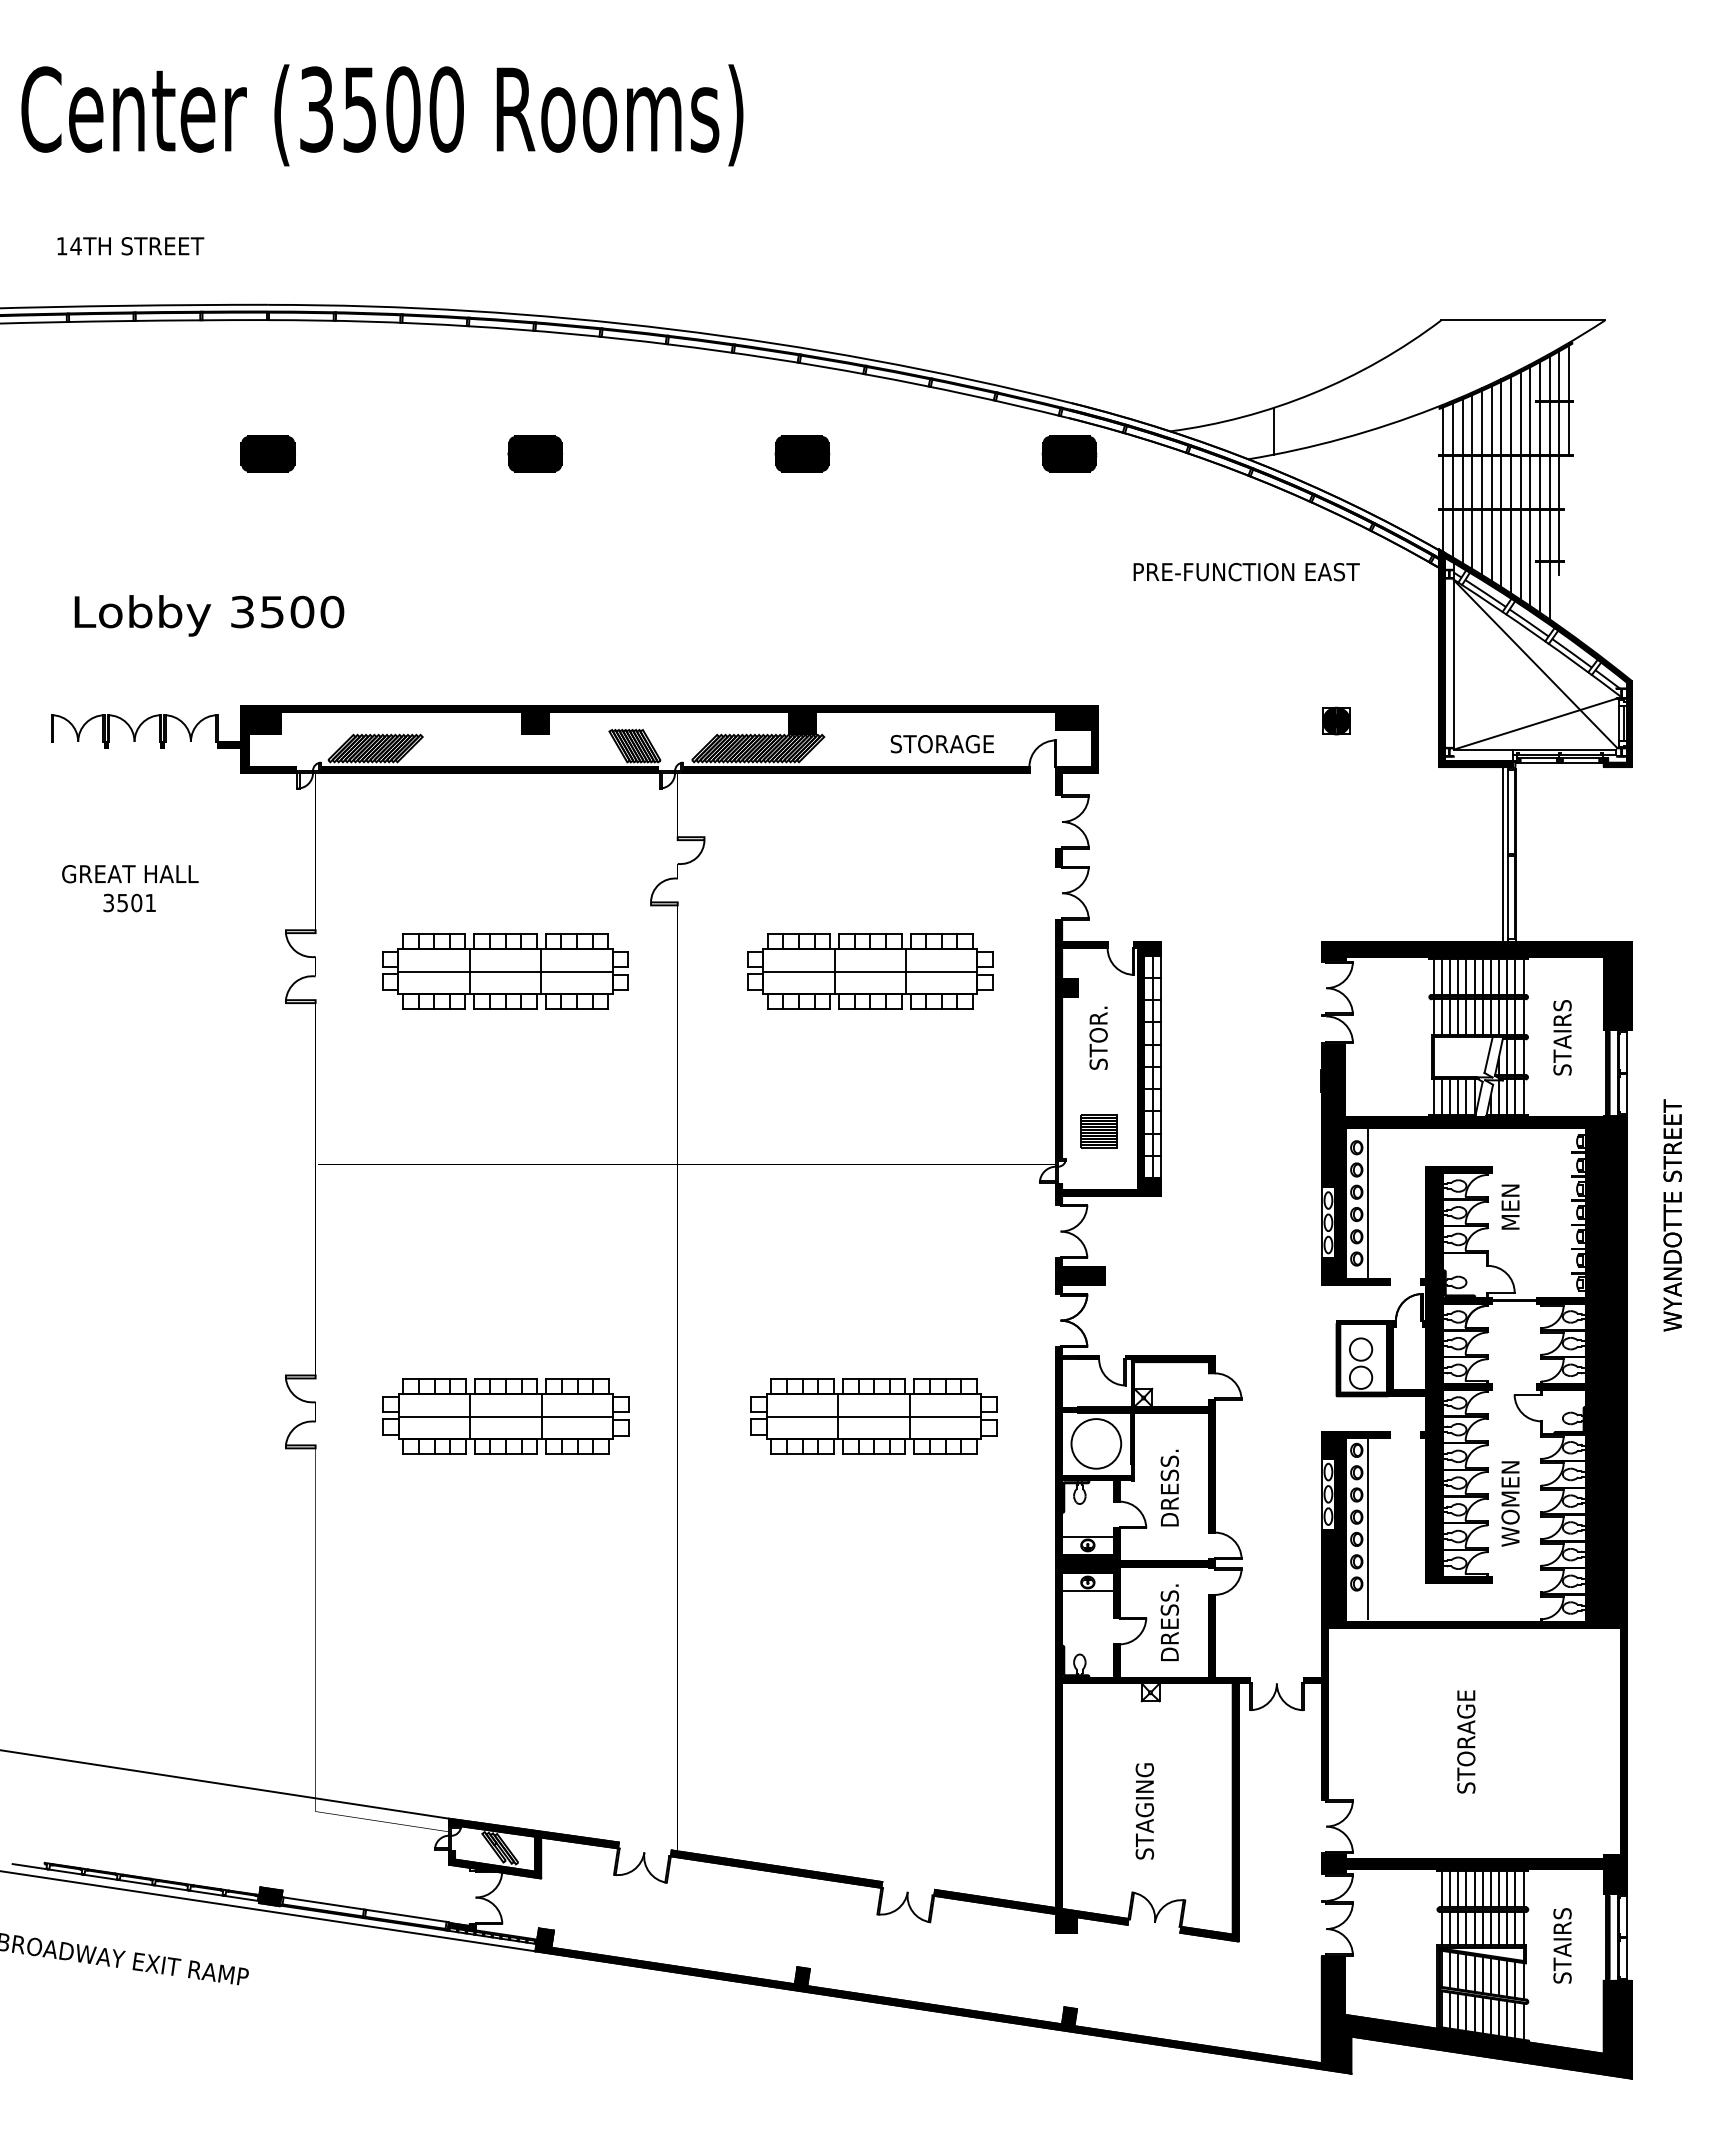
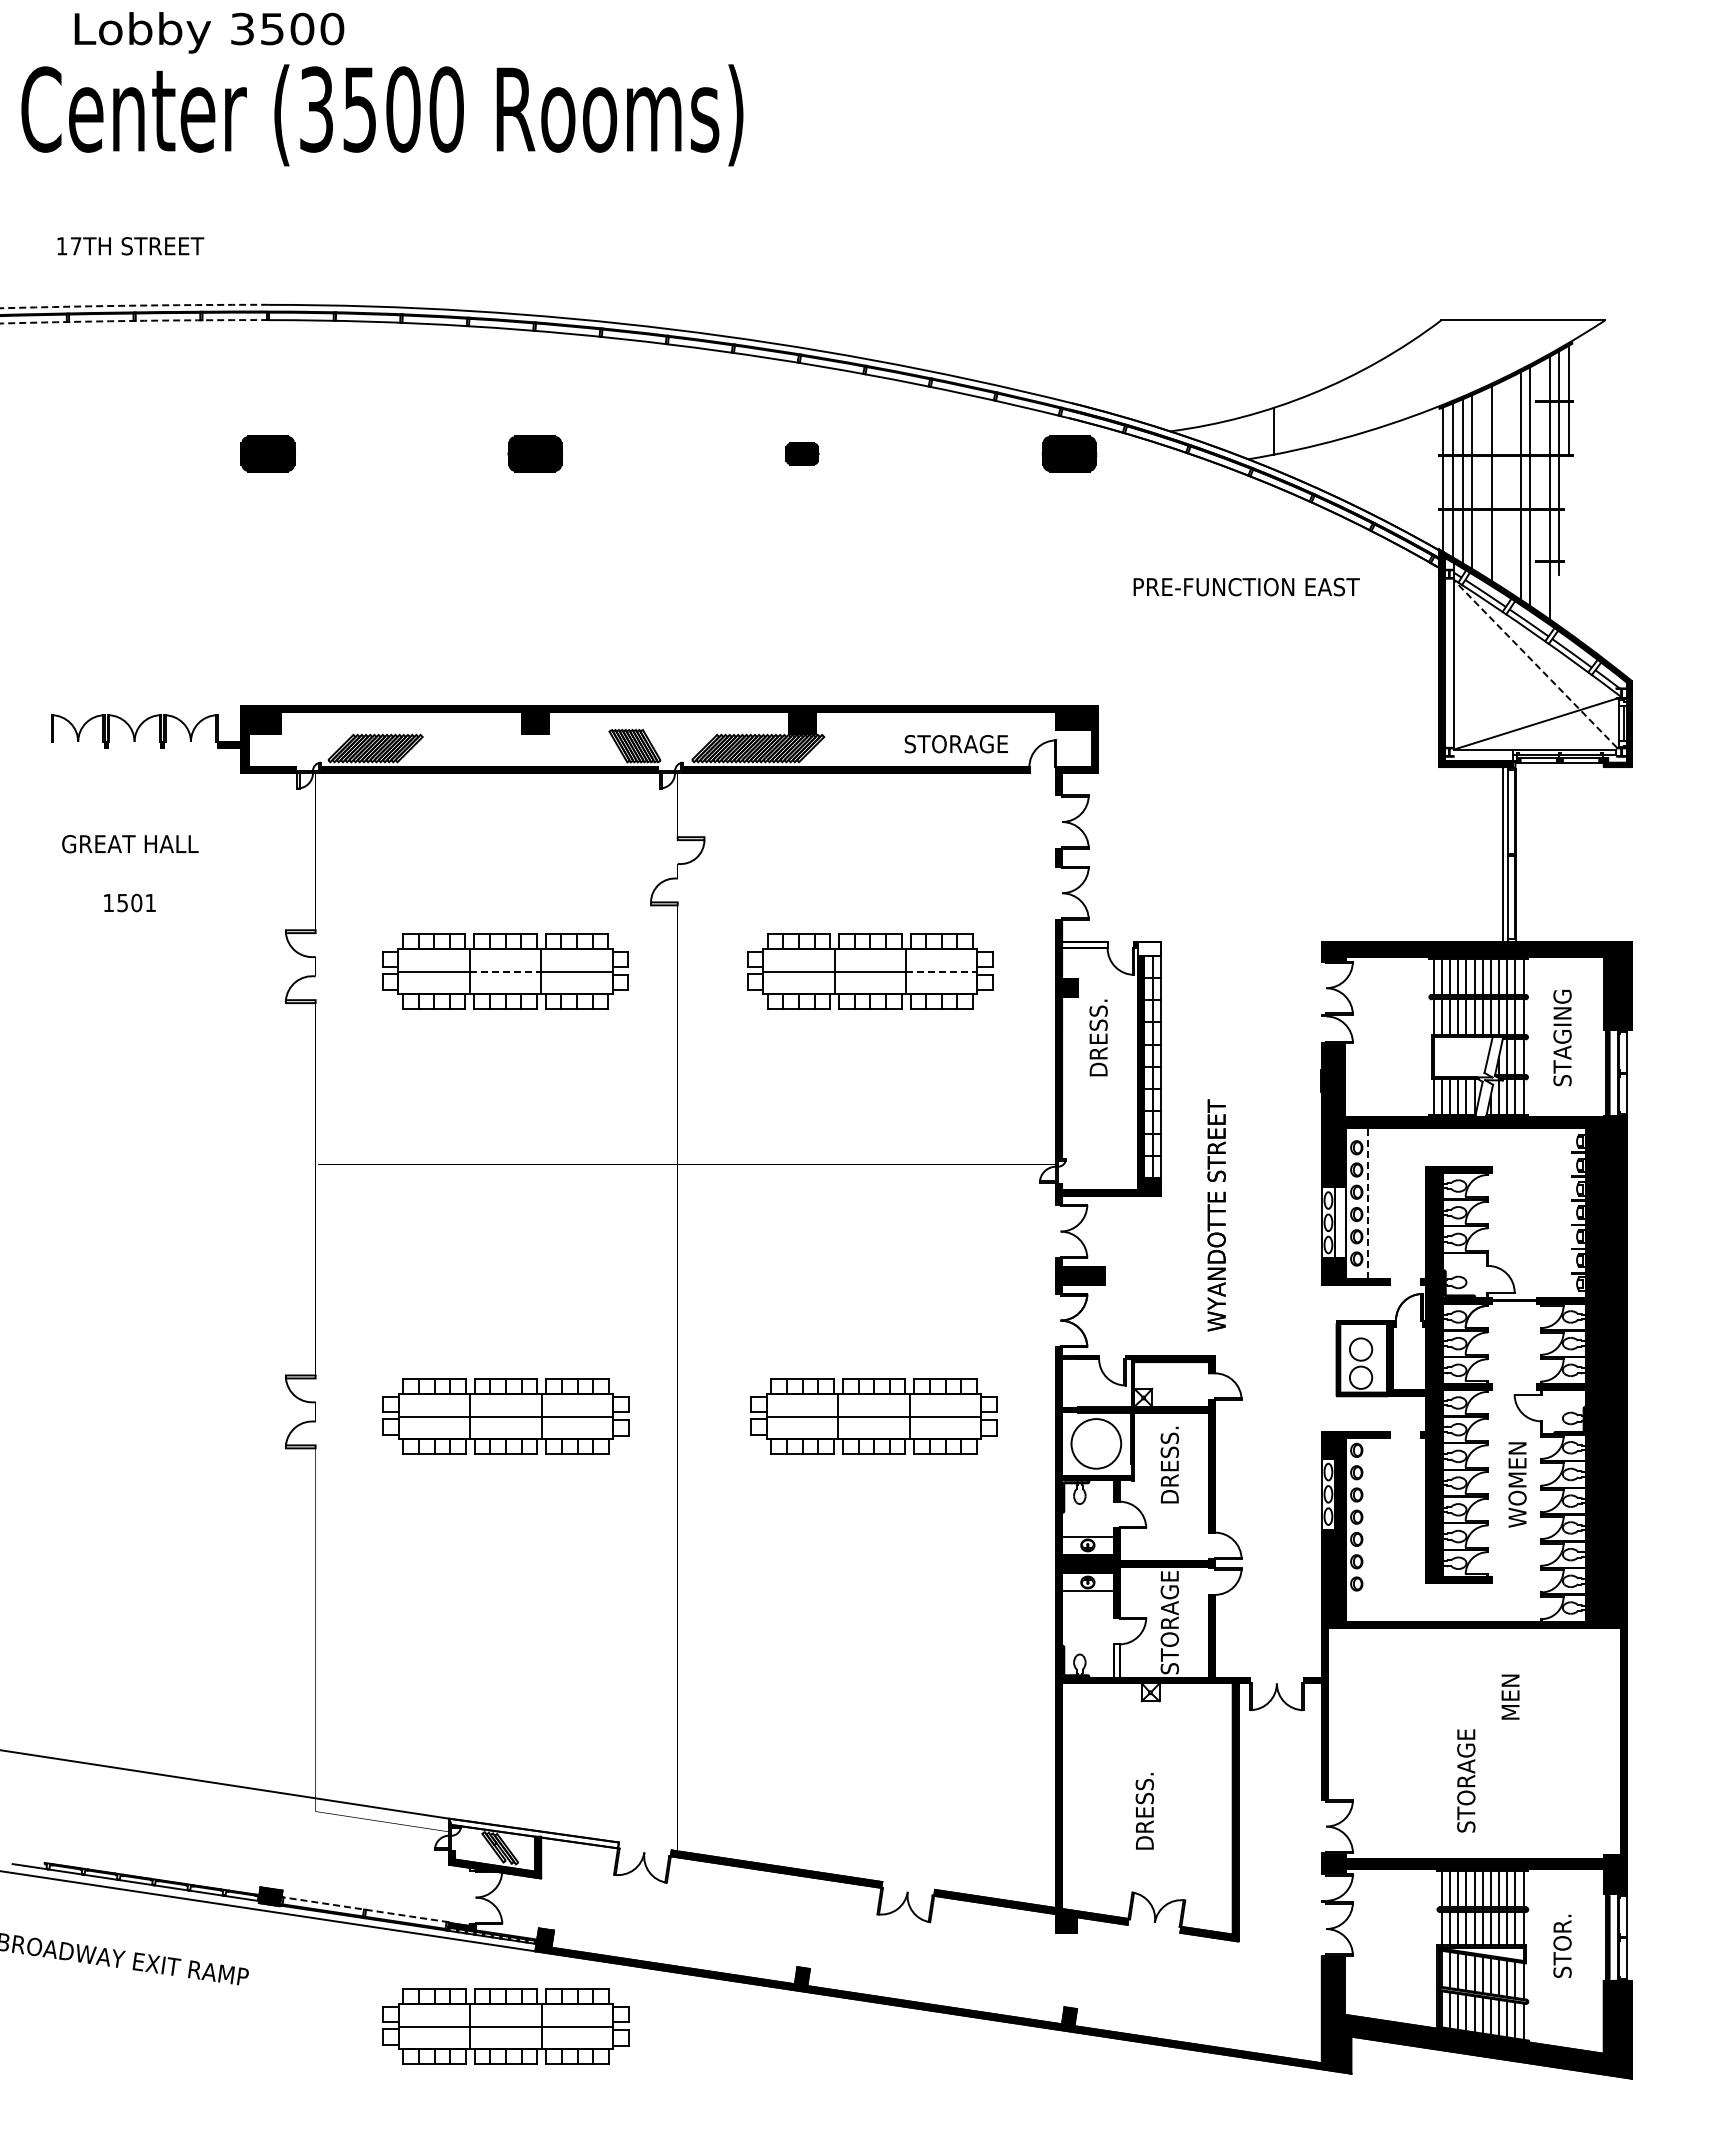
text: 14TH -> 17TH (75, 246)
arc: solid -> dashed (133, 305)
arc: solid -> dashed (133, 320)
part size: 57x38 px -> 35x24 px (802, 453)
line: present -> none (1482, 480)
line: present -> none (1501, 482)
line: present -> none (1510, 483)
line: present -> none (1539, 485)
text position: (1246, 572) -> (1246, 587) (1246, 587)
text position: (209, 615) -> (209, 32) (209, 32)
line: solid -> dashed (1535, 664)
part: present -> none (1336, 720)
text position: (941, 744) -> (955, 744) (955, 744)
text position: (130, 874) -> (130, 844) (130, 844)
text: 3501 -> 1501 (108, 902)
fill: present -> none (1084, 945)
fill: present -> none (1149, 948)
line: solid -> dashed (505, 971)
line: solid -> dashed (941, 971)
text: STOR. -> DRESS. (1098, 1037)
text: STAIRS -> STAGING (1562, 1037)
part: present -> none (1098, 1131)
line: solid -> dashed (1367, 1203)
text position: (1510, 1206) -> (1510, 1696) (1510, 1696)
text position: (1672, 1215) -> (1216, 1215) (1216, 1215)
fill: present -> none (1340, 1222)
text position: (1169, 1487) -> (1169, 1464) (1169, 1464)
text position: (1510, 1503) -> (1517, 1484) (1517, 1484)
line: present -> none (1367, 1527)
text: DRESS. -> STORAGE (1169, 1622)
fill: present -> none (1116, 1660)
text position: (1466, 1741) -> (1466, 1780) (1466, 1780)
text: STAGING -> DRESS. (1144, 1811)
fill: present -> none (533, 1833)
line: solid -> dashed (364, 1909)
text: STAIRS -> STOR. (1562, 1945)
part: none -> present (505, 2026)
